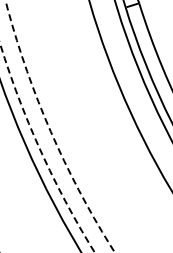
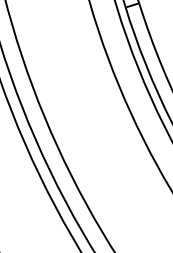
arc: dashed -> solid (50, 131)
arc: dashed -> solid (41, 153)
